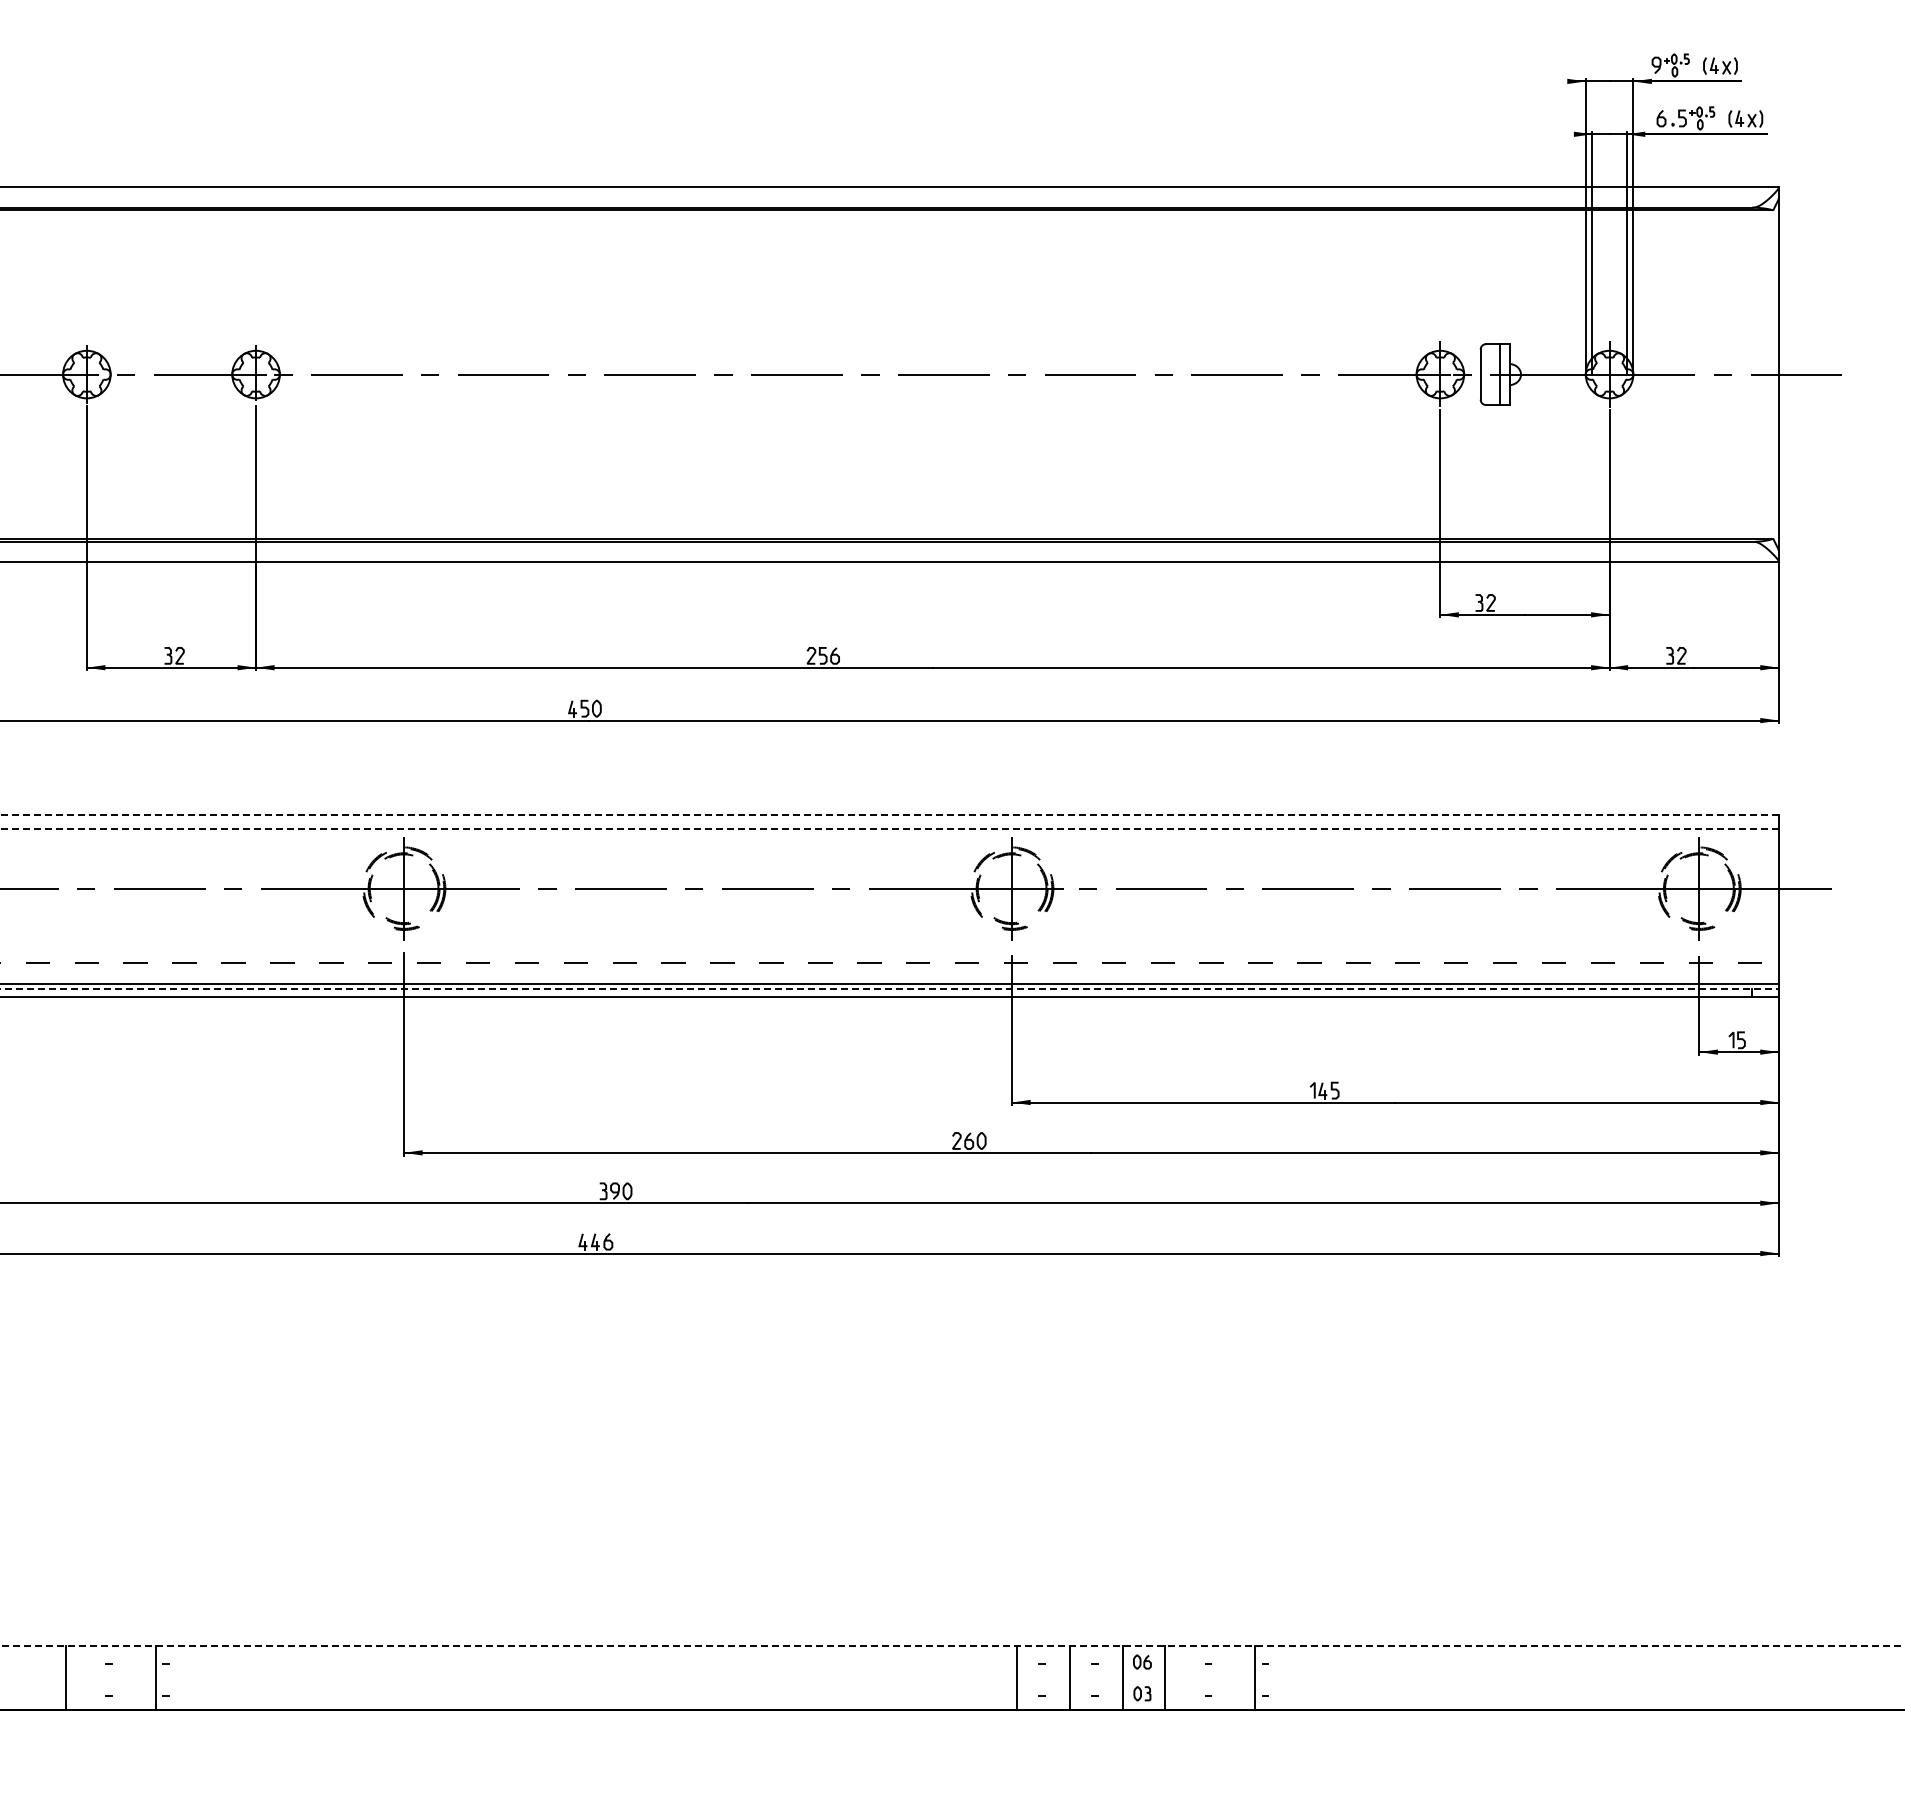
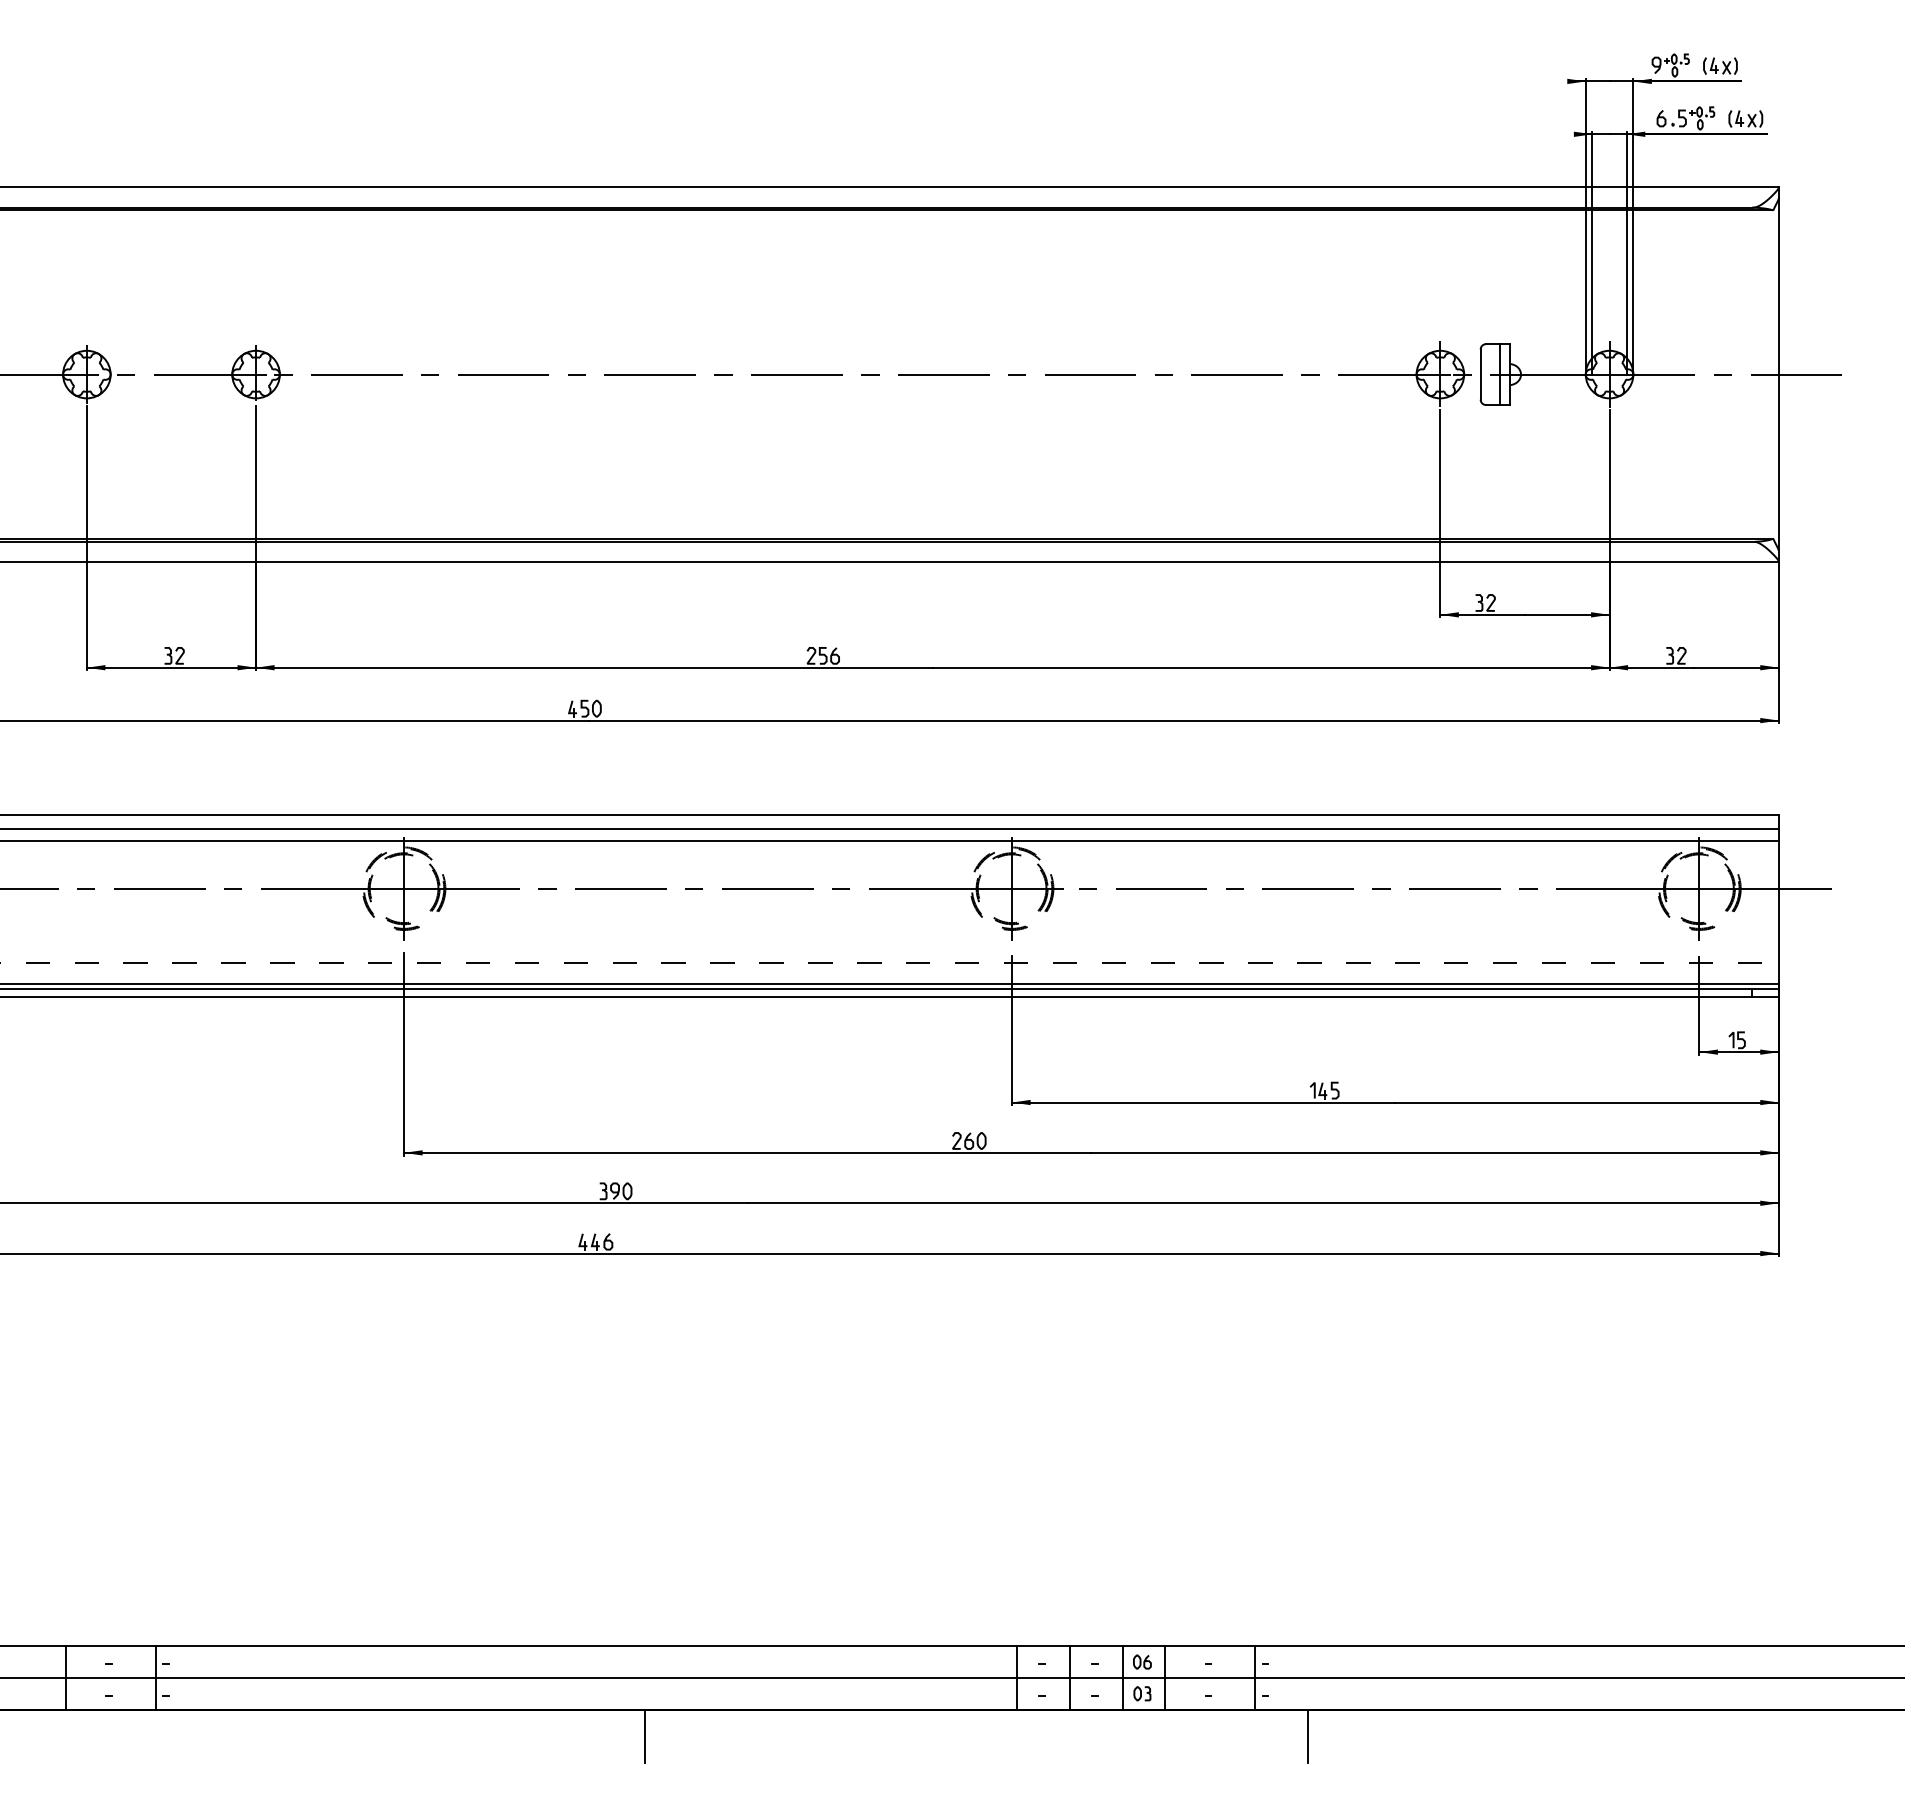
line: dashed -> solid (889, 814)
line: dashed -> solid (889, 829)
line: none -> present (890, 840)
line: dashed -> solid (889, 989)
line: dashed -> solid (952, 1646)
line: none -> present (951, 1677)
line: none -> present (644, 1735)
line: none -> present (1308, 1735)
